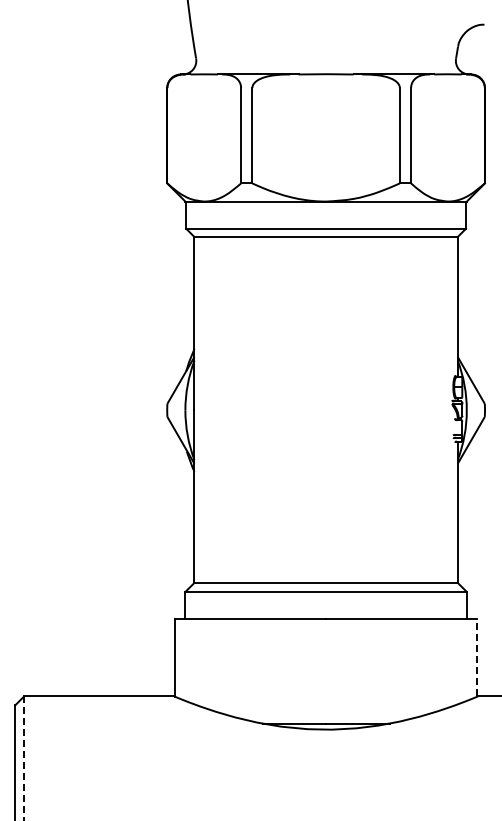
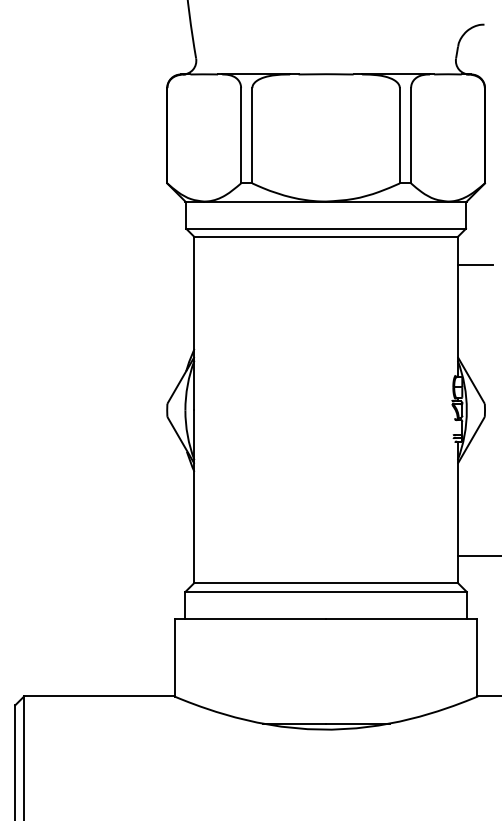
line: none -> present (475, 265)
line: none -> present (477, 555)
line: dashed -> solid (477, 657)
line: dashed -> solid (24, 758)
